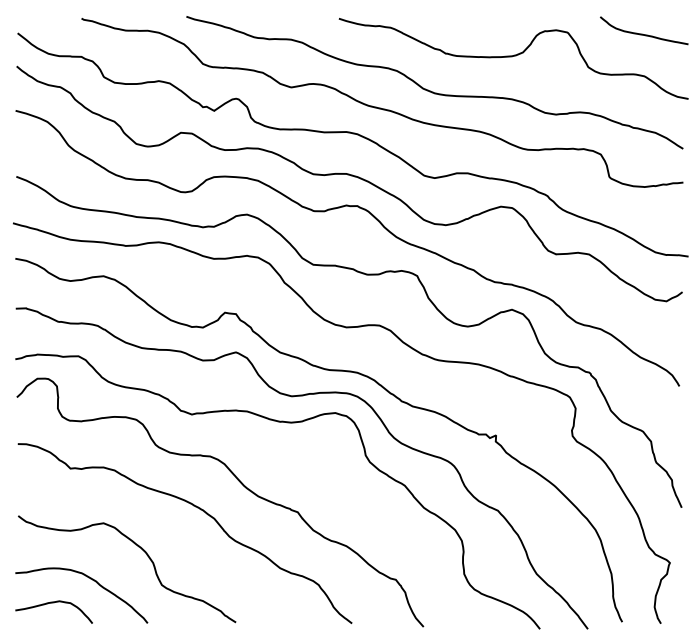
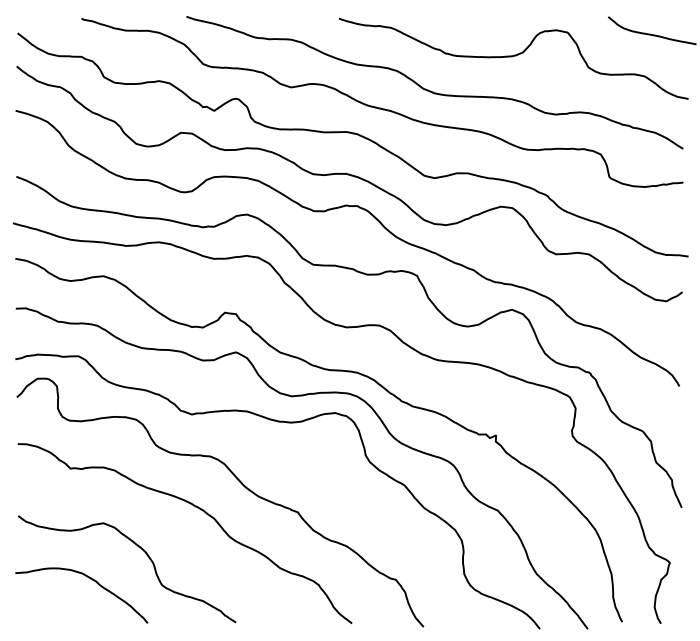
curve position: (642, 33) -> (650, 33) (650, 33)
curve: present -> none (53, 603)
